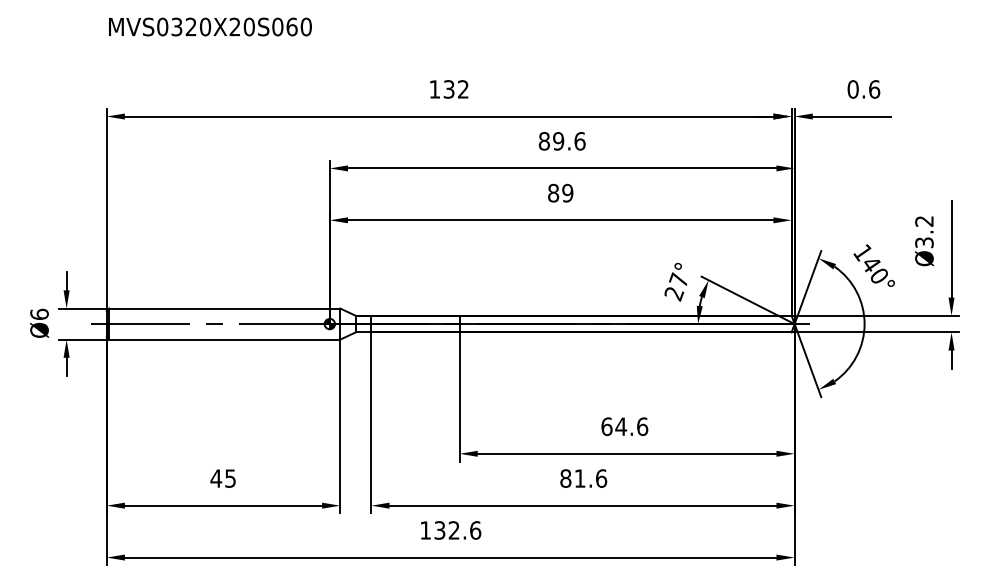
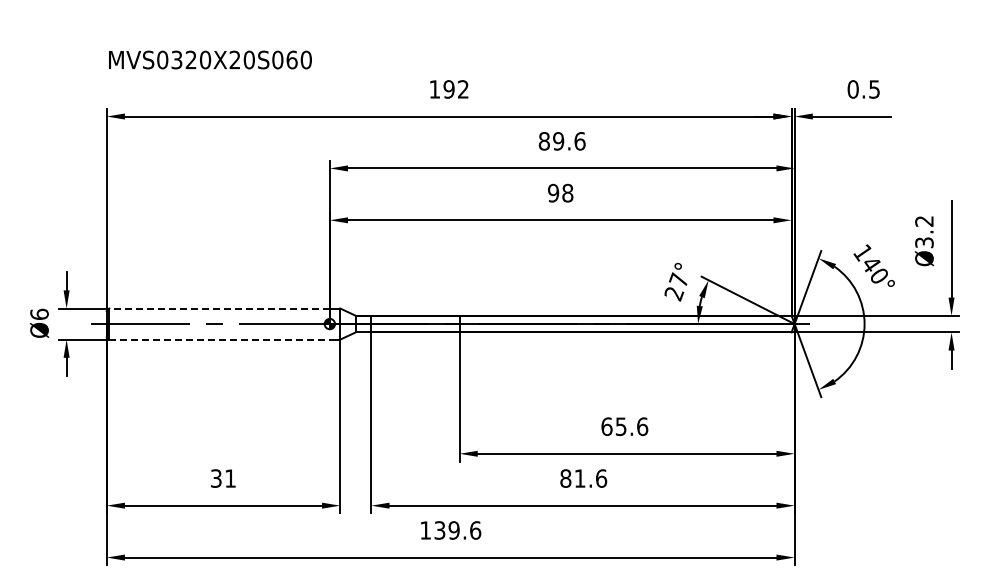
text position: (210, 26) -> (210, 59) (210, 59)
text: 132 -> 192 (448, 89)
text: 0.6 -> 0.5 (874, 89)
text: 89 -> 98 (560, 193)
line: solid -> dashed (219, 308)
line: solid -> dashed (220, 339)
text: 64.6 -> 65.6 (621, 426)
text: 45 -> 31 (222, 478)
text: 132.6 -> 139.6 (453, 530)
